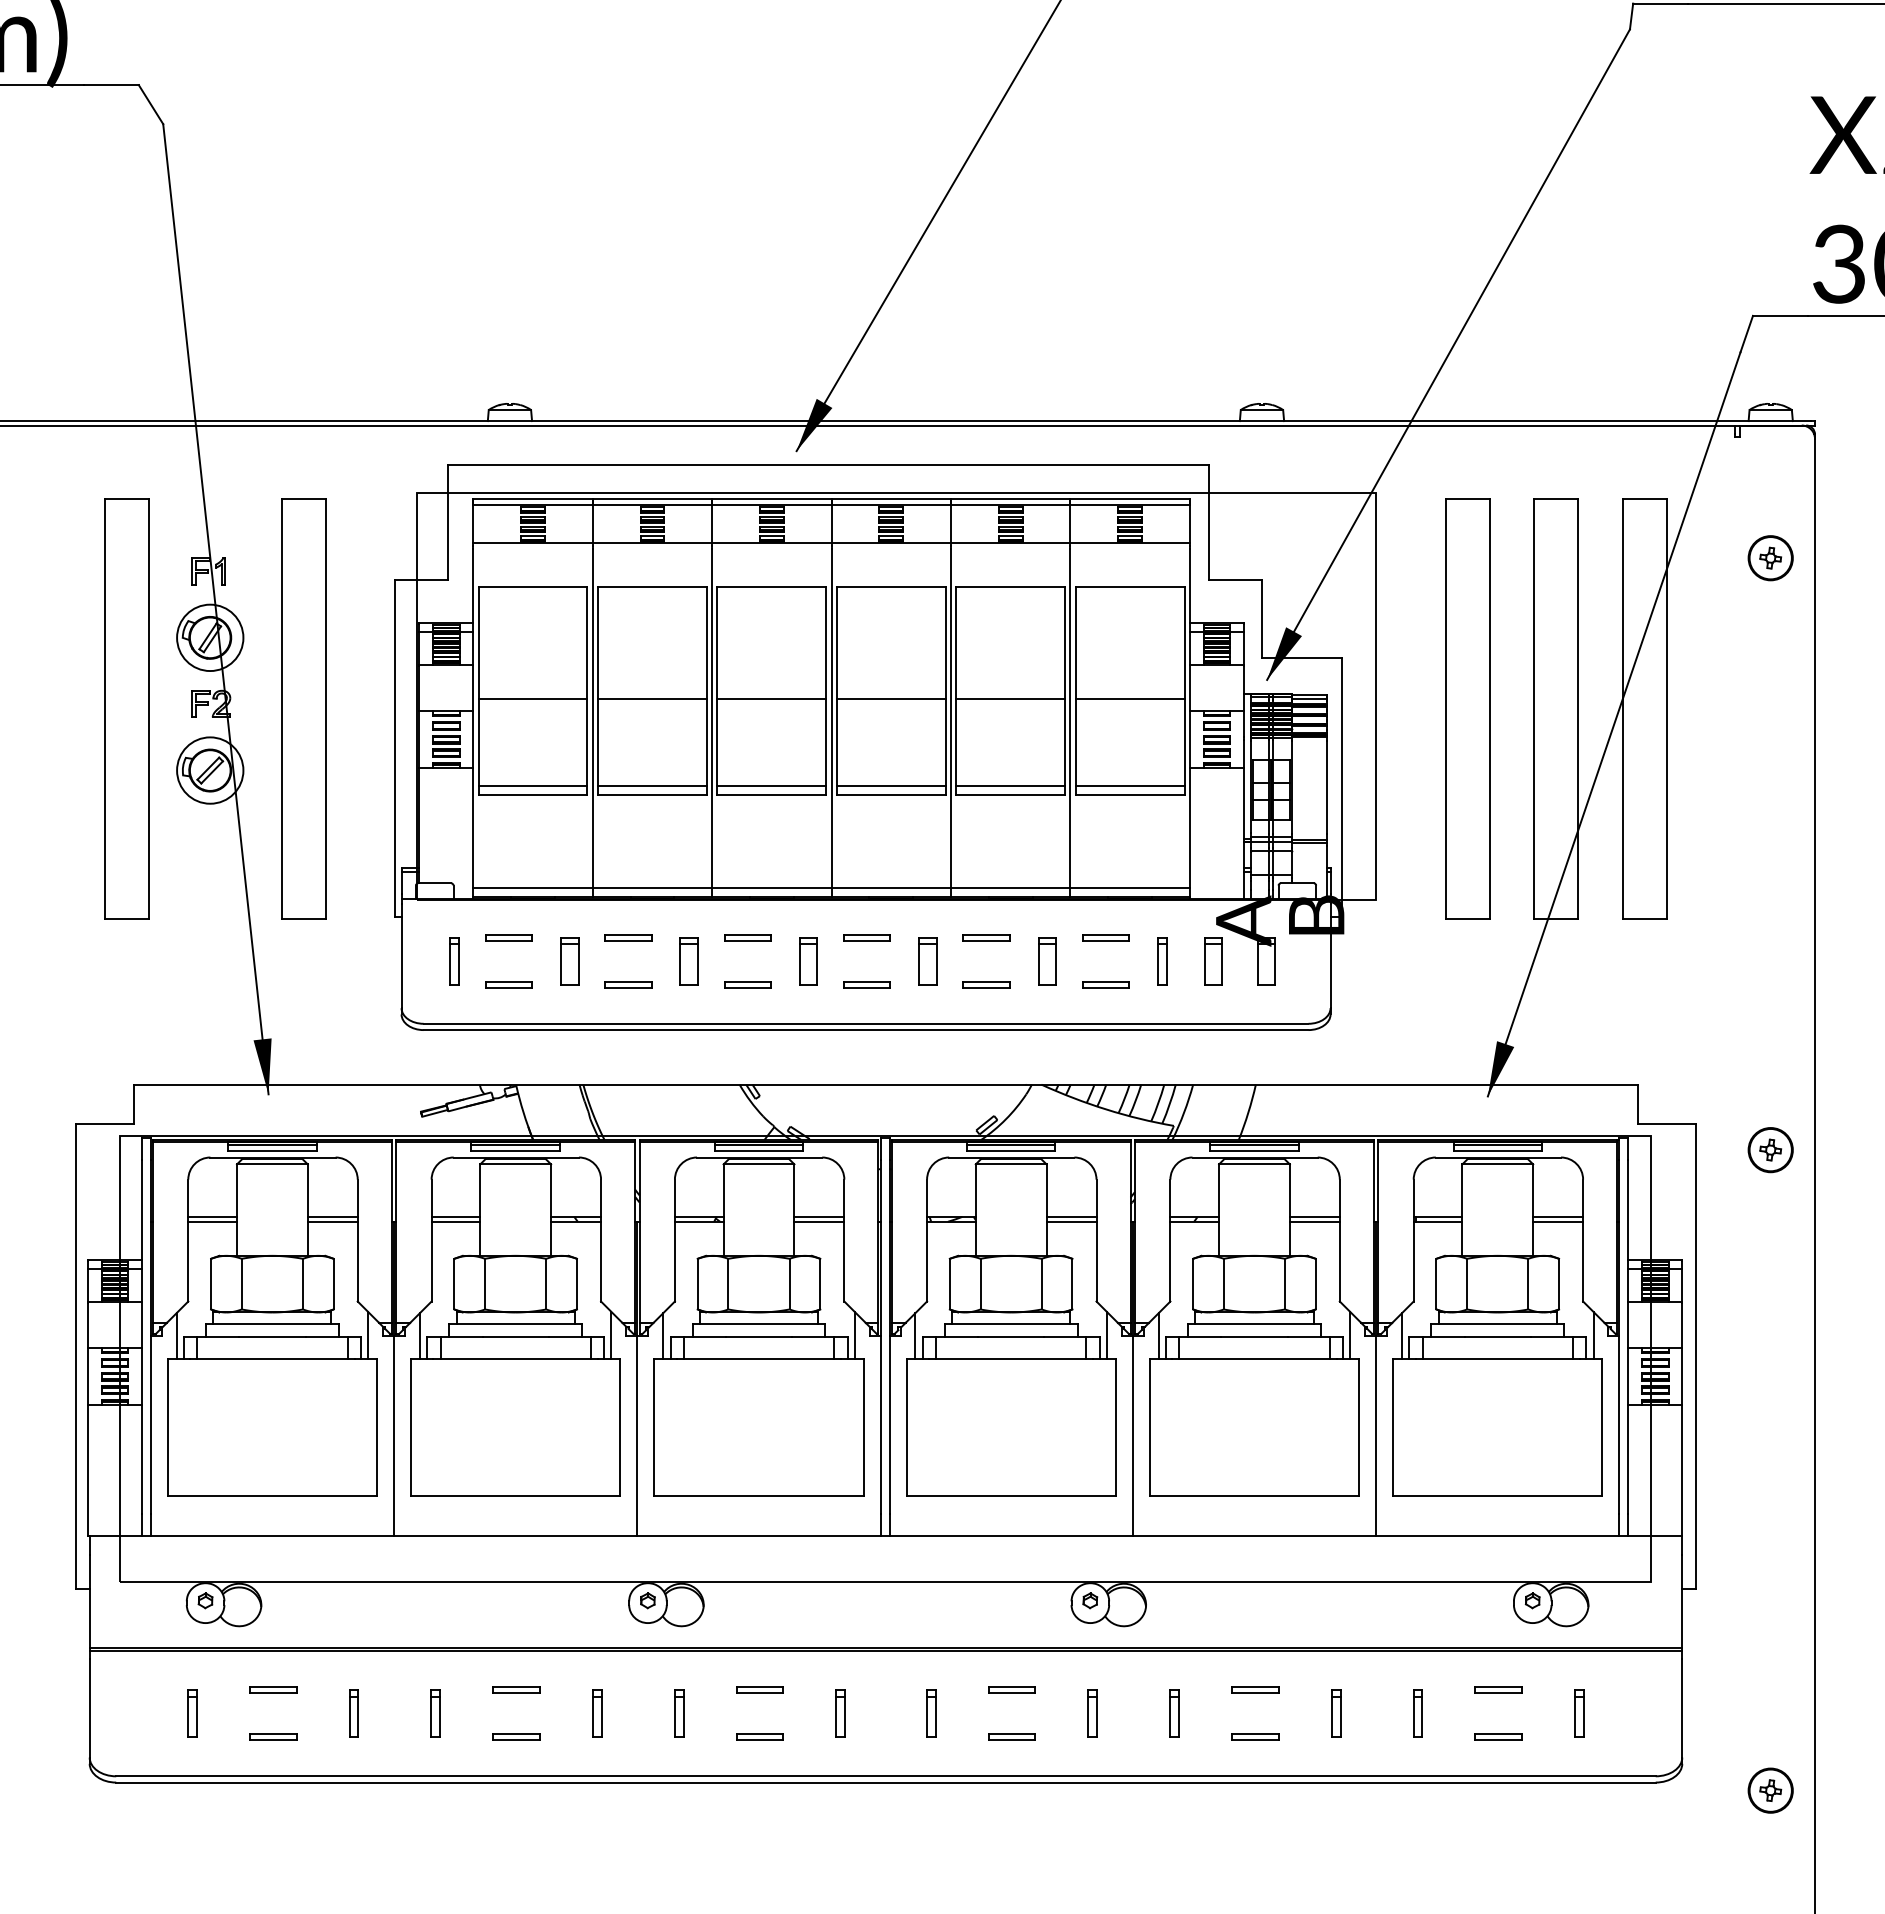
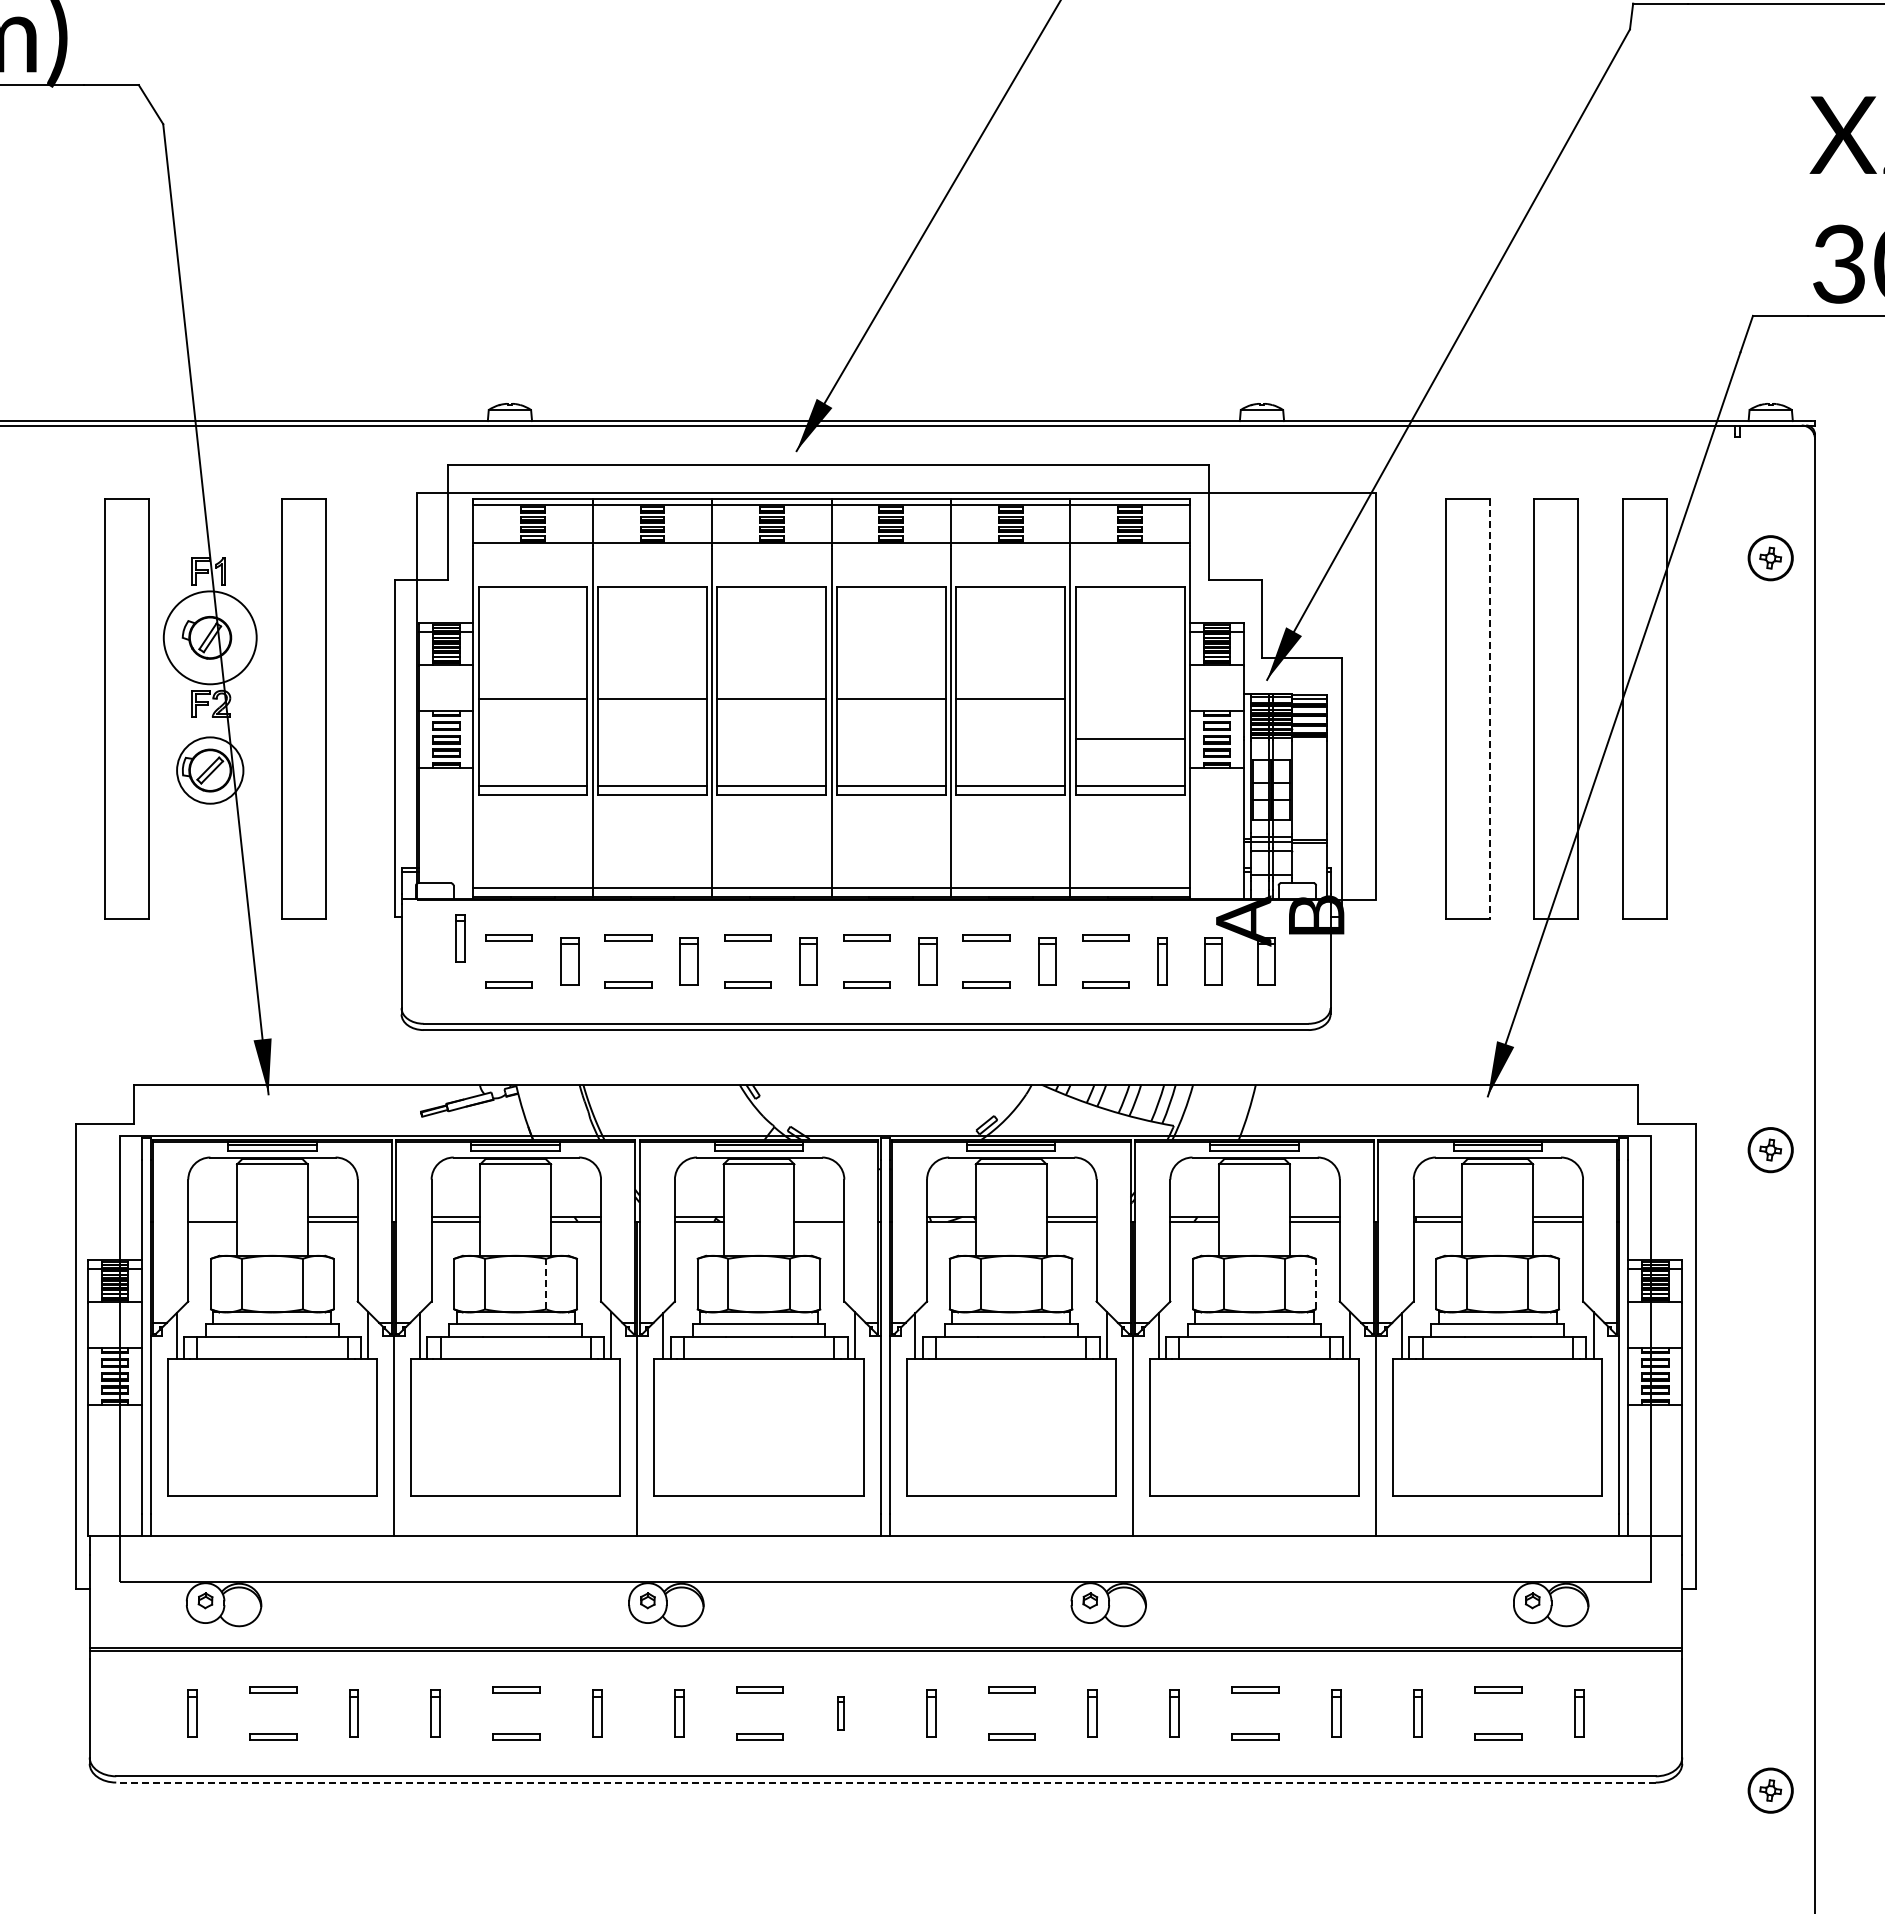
circle diameter: 66 px -> 93 px (209, 637)
line position: (1129, 699) -> (1129, 739) (1129, 739)
line: solid -> dashed (1489, 709)
part position: (454, 961) -> (460, 938) (460, 938)
line: present -> none (212, 1216)
line: present -> none (819, 1216)
line: solid -> dashed (546, 1283)
line: solid -> dashed (1315, 1283)
part size: 11x49 px -> 8x35 px (840, 1713)
line: solid -> dashed (885, 1782)
